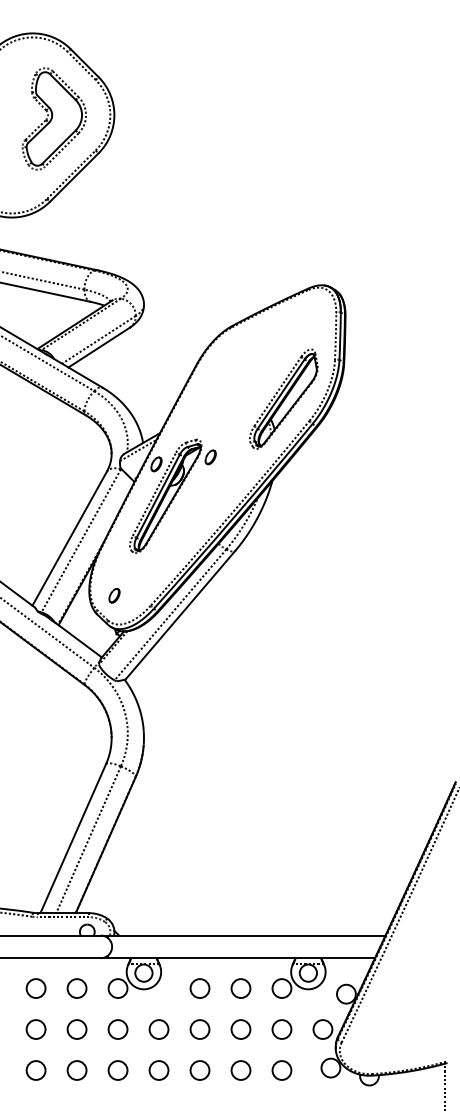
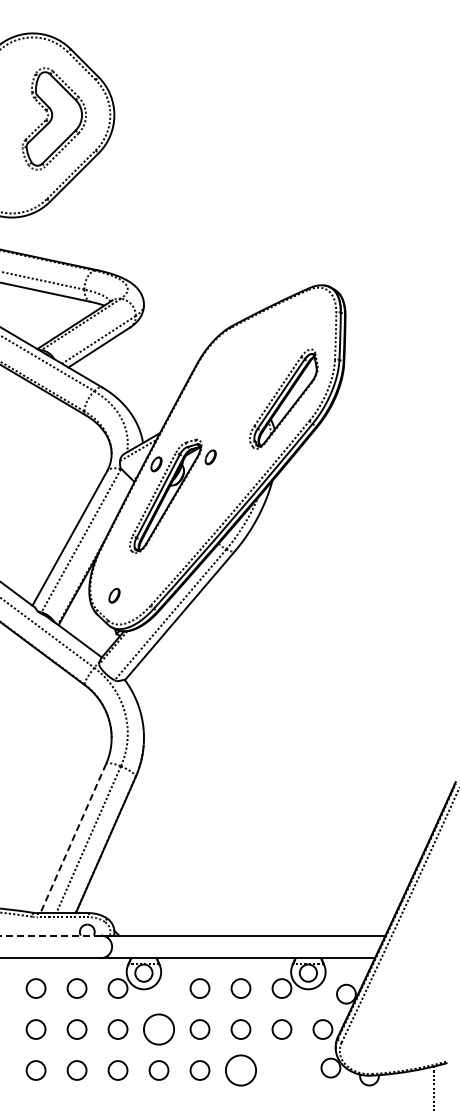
line: solid -> dashed (73, 839)
line: solid -> dashed (49, 935)
circle diameter: 19 px -> 30 px (158, 1029)
circle diameter: 19 px -> 30 px (240, 1070)
circle: present -> none (281, 1070)
line position: (444, 1086) -> (433, 1086) (433, 1086)
